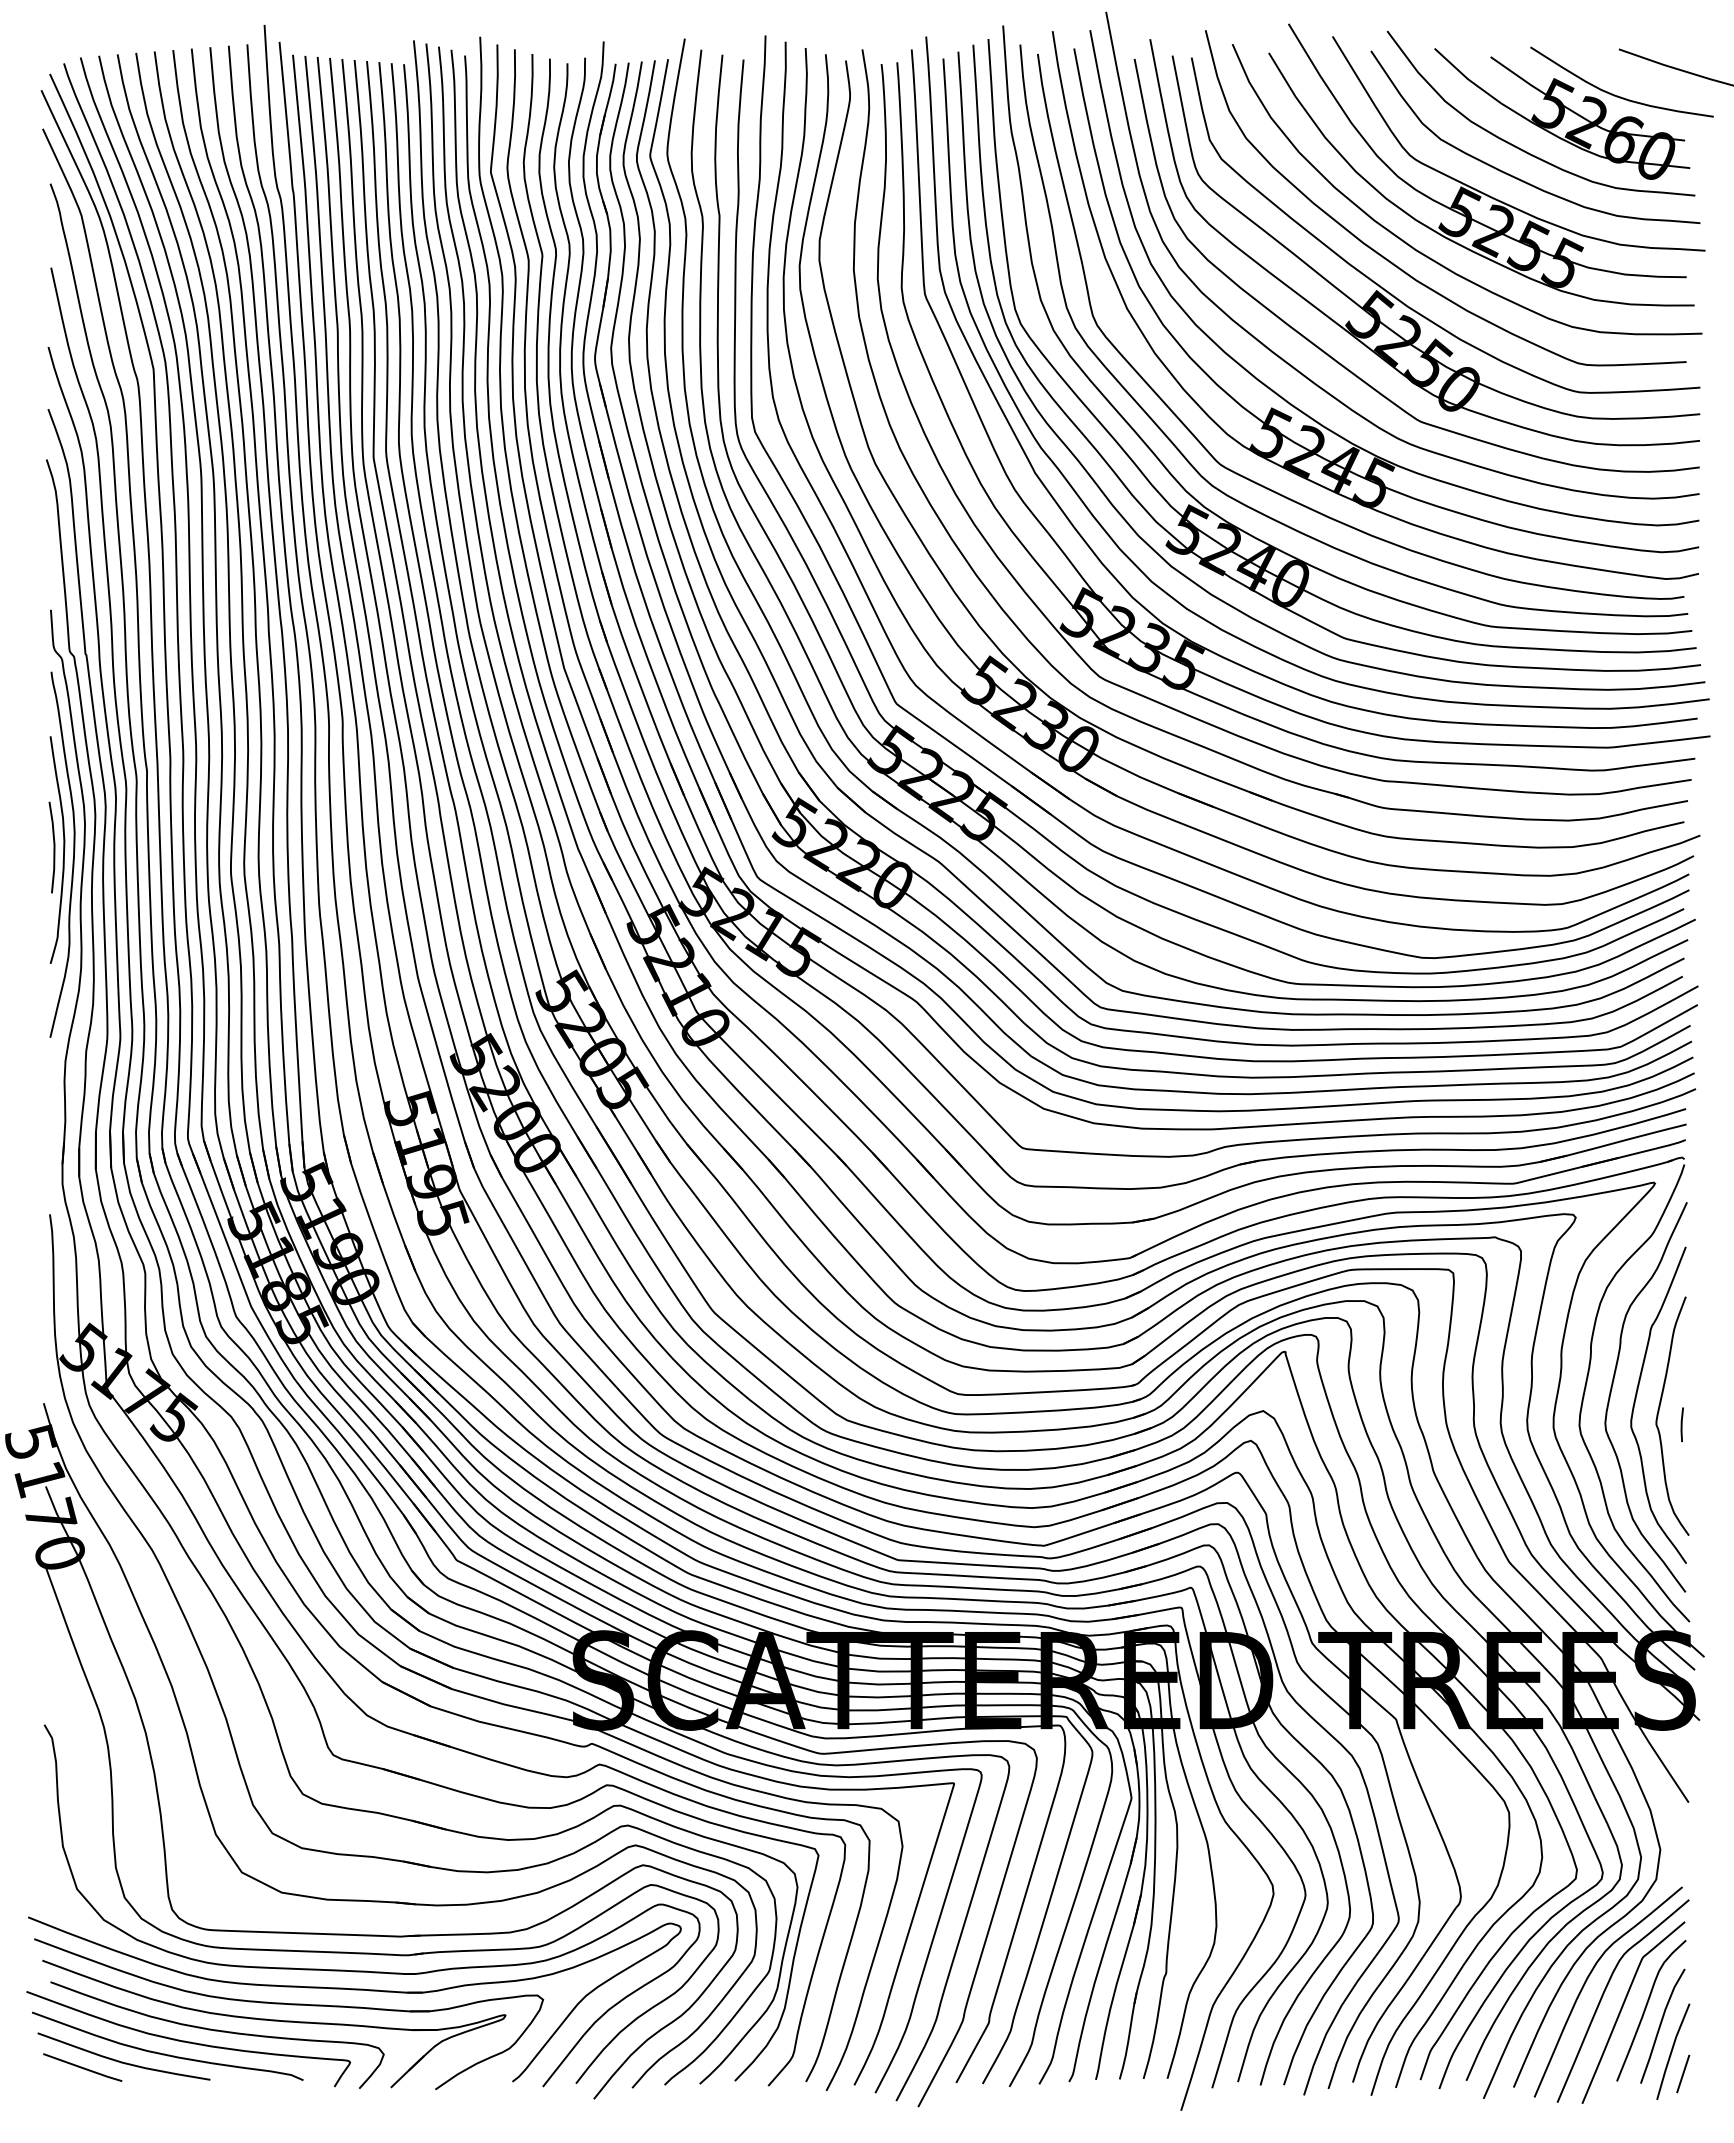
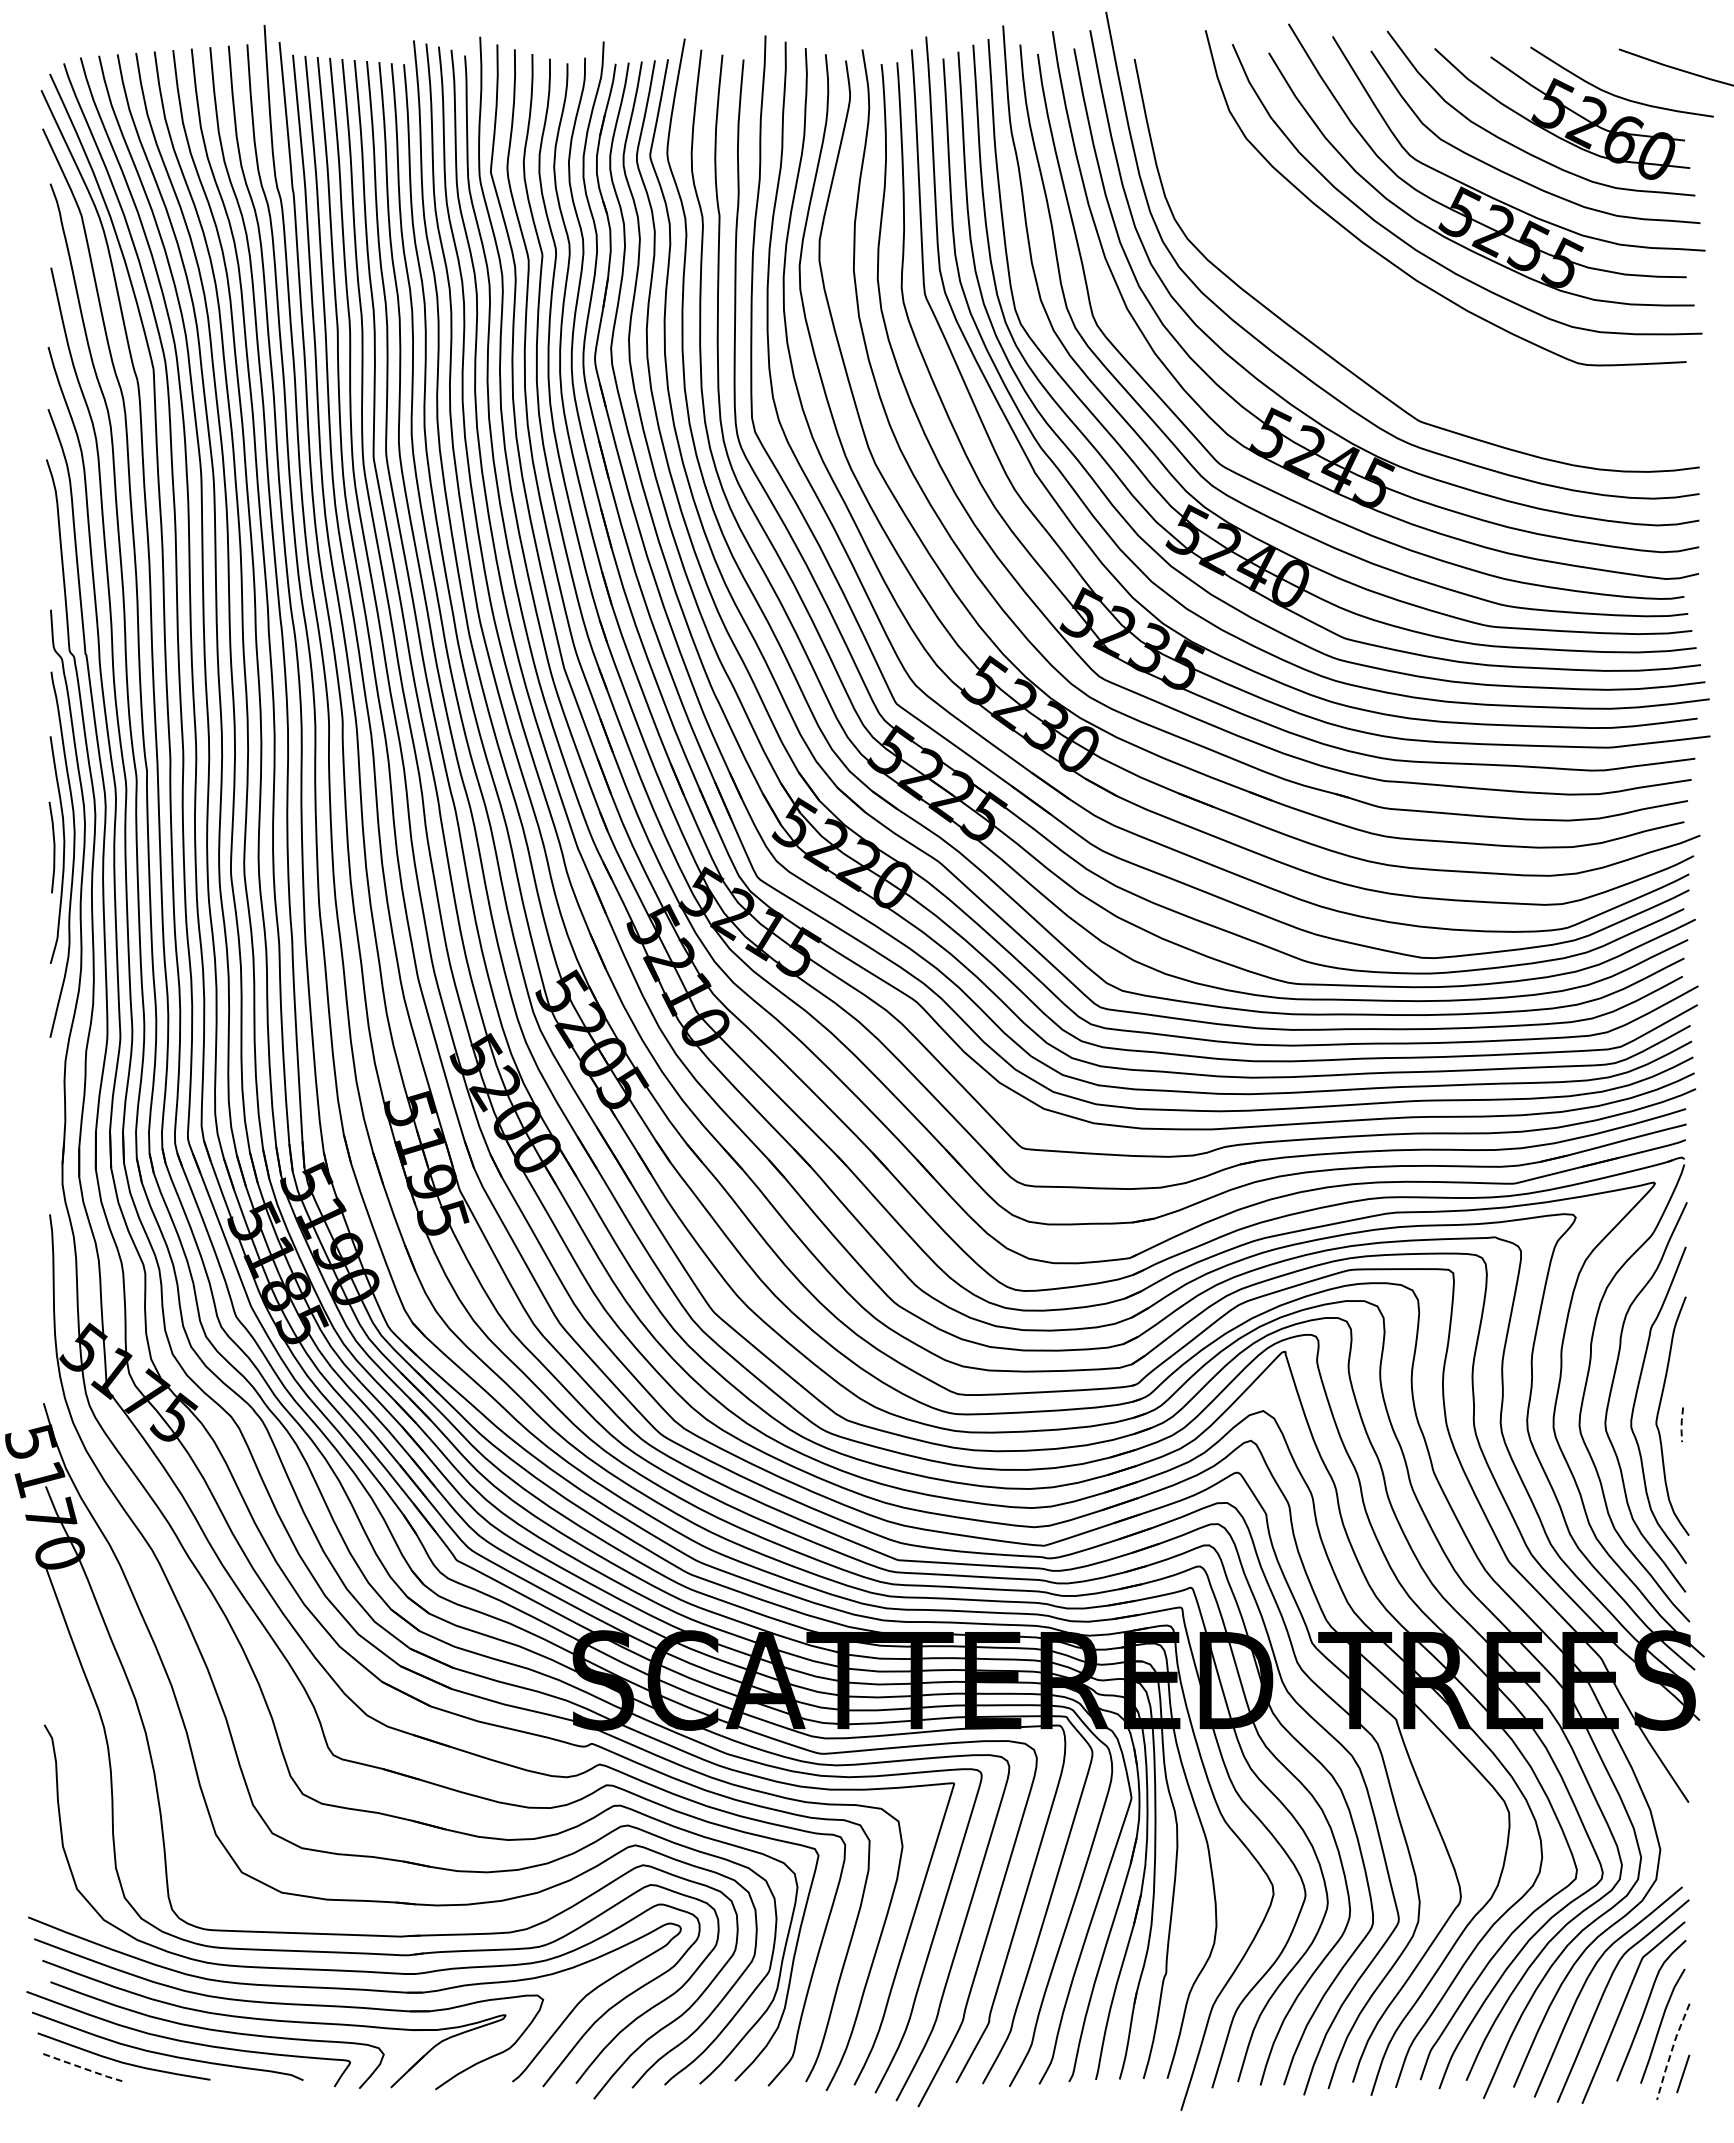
part: present -> none (1390, 292)
line: solid -> dashed (1681, 1424)
line: solid -> dashed (1671, 2052)
line: solid -> dashed (83, 2068)
